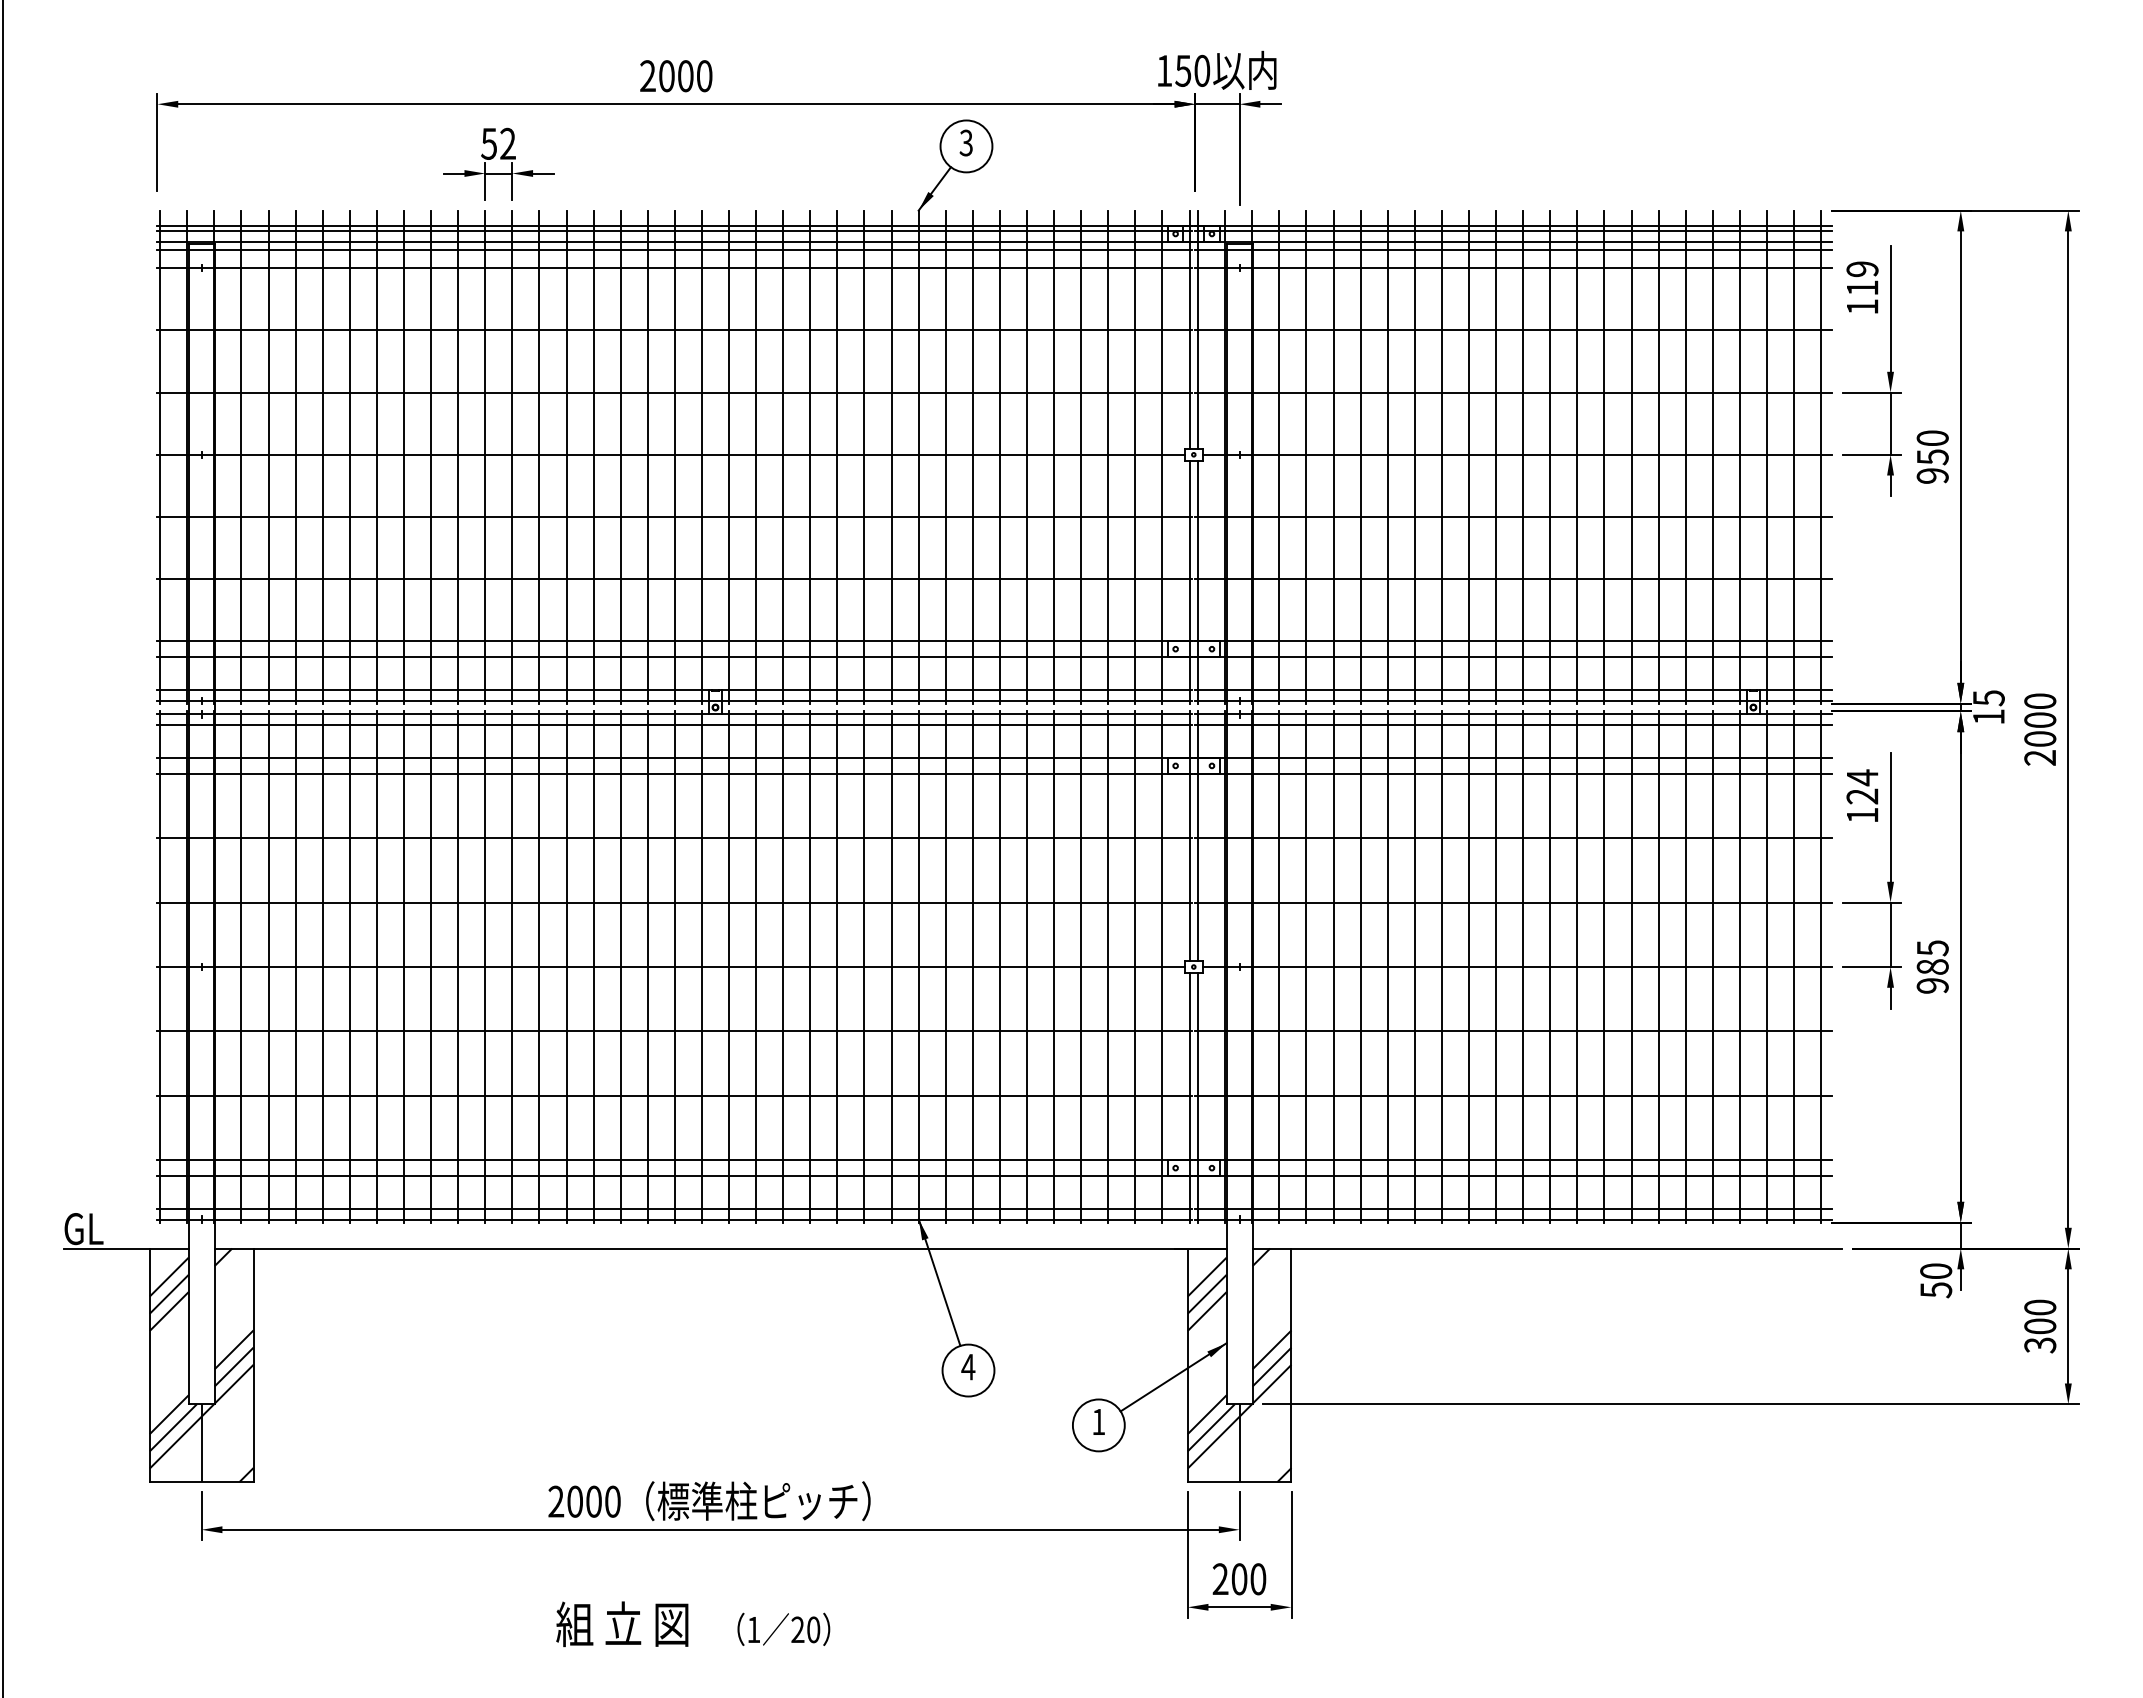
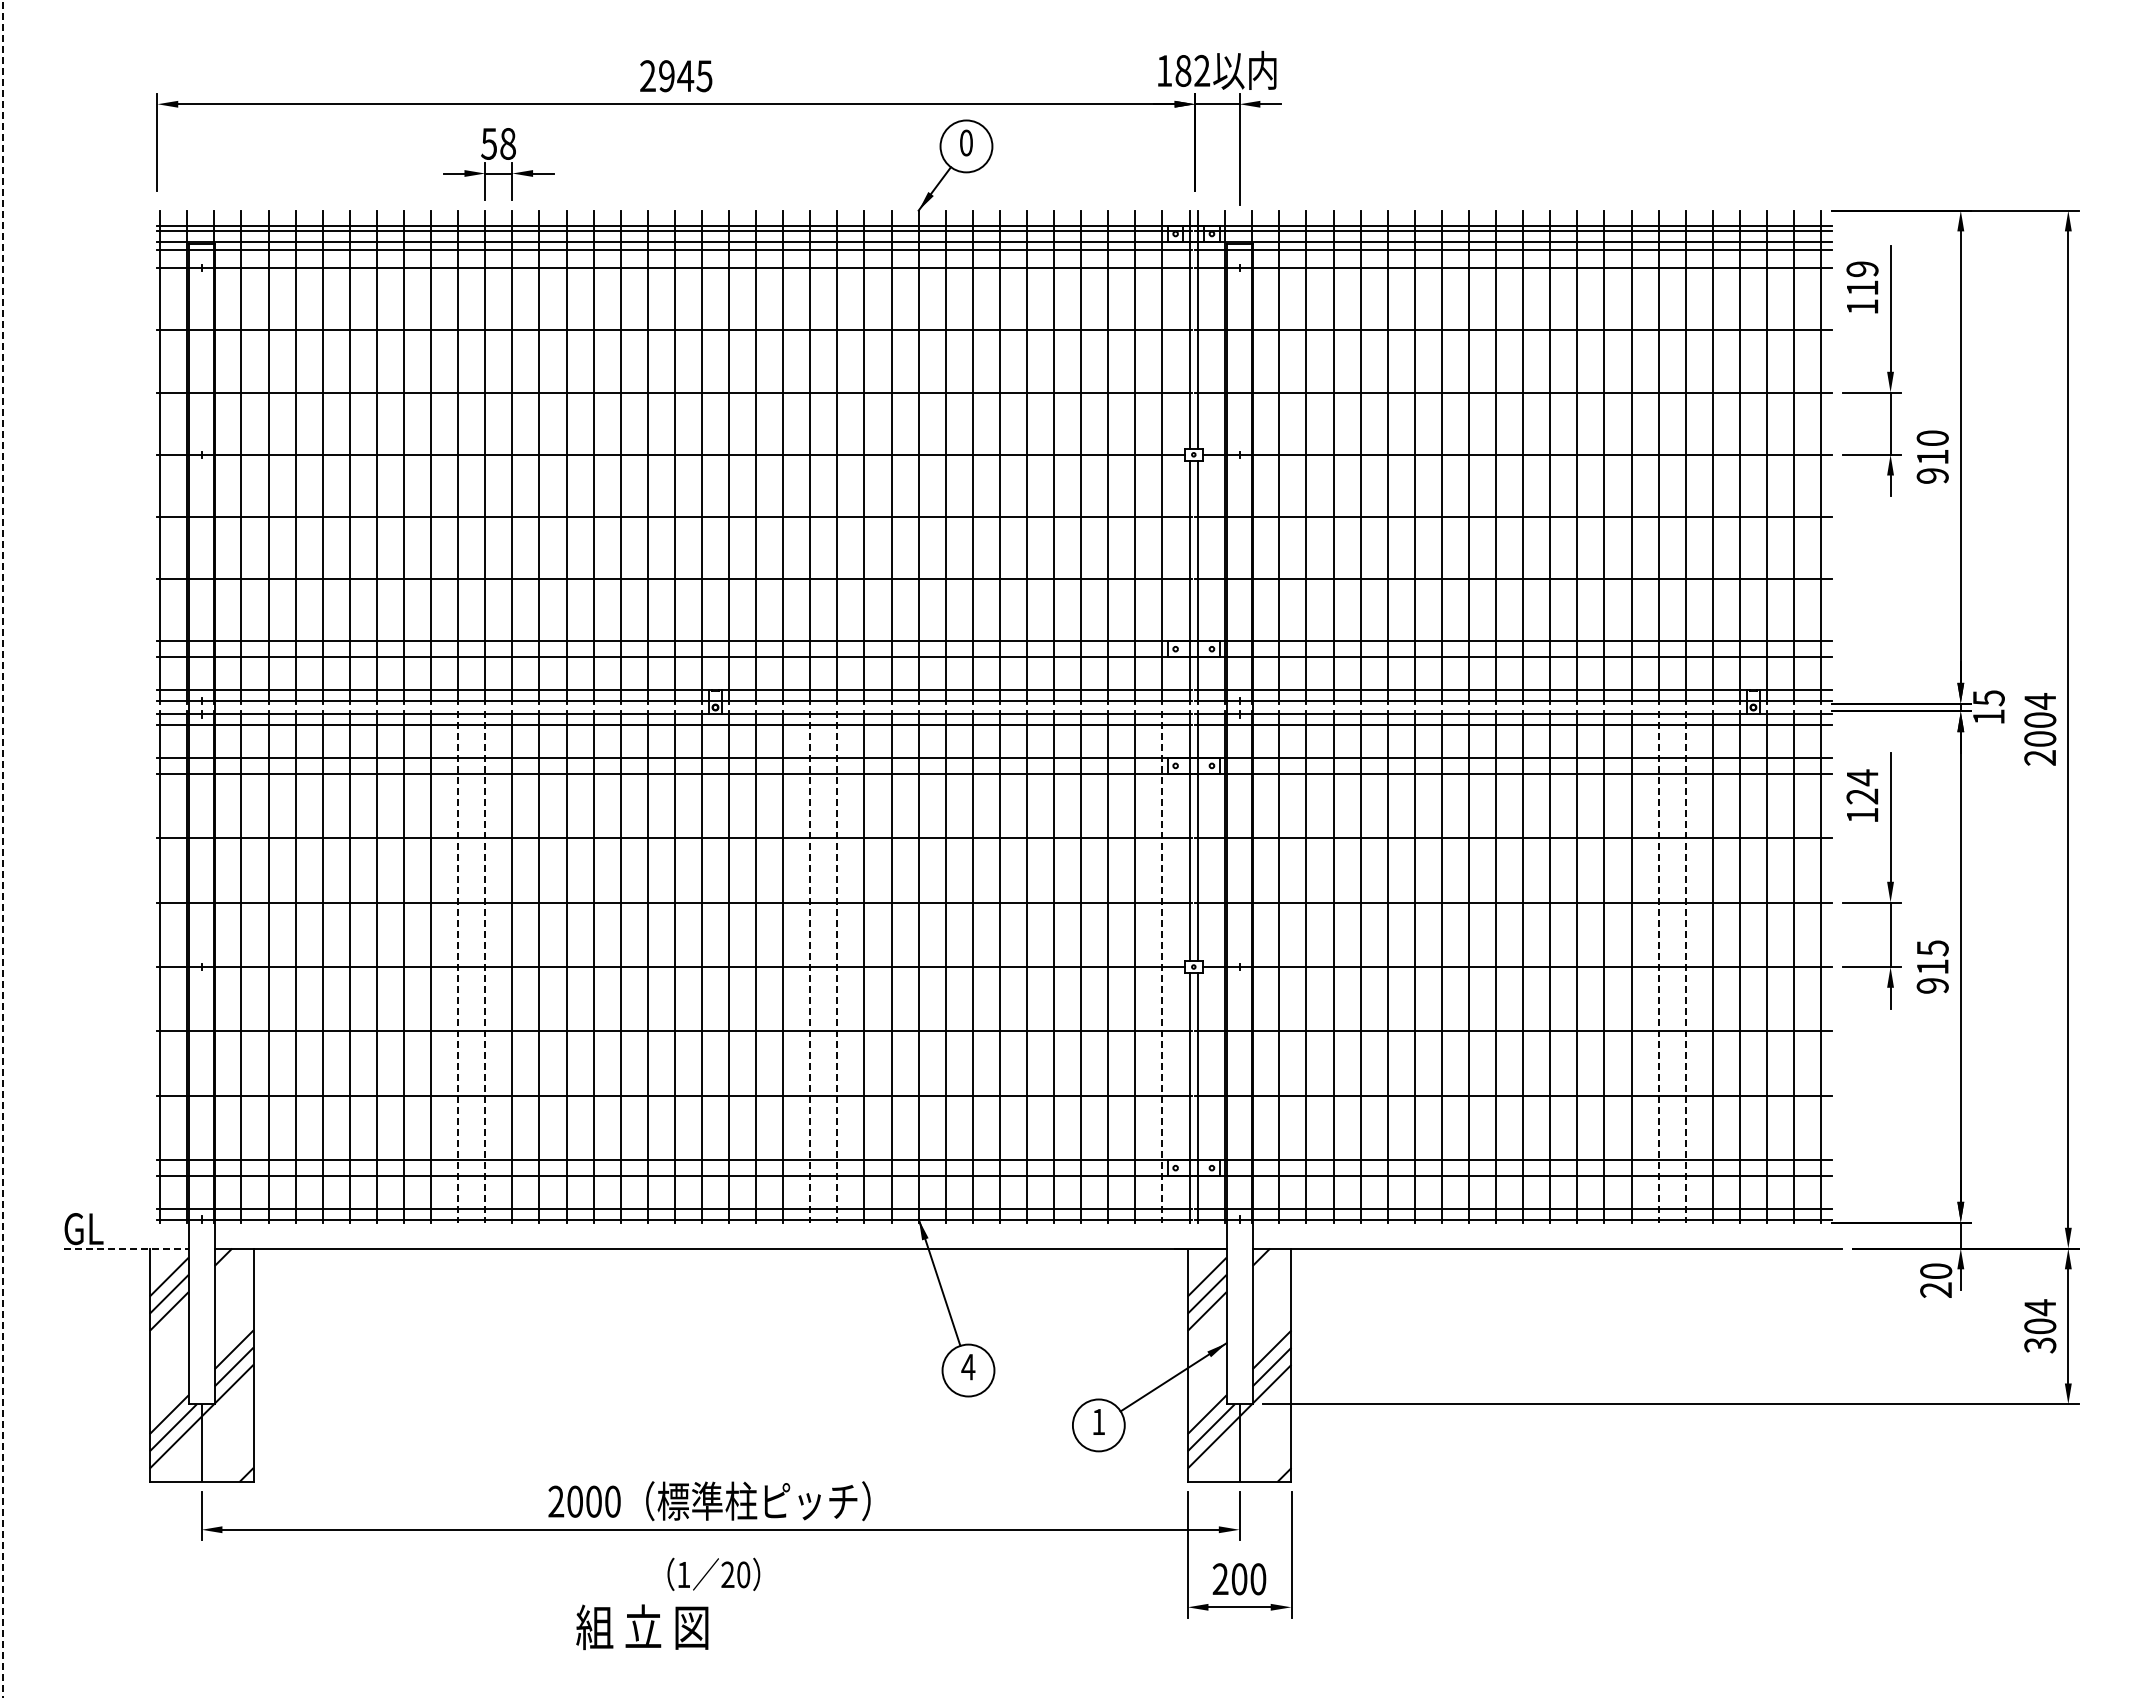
text: 150 -> 182 (1192, 70)
text: 2000 -> 2945 (685, 76)
text: 3 -> 0 (965, 142)
text: 52 -> 58 (507, 143)
text: 950 -> 910 (1932, 457)
text: 2000 -> 2004 (2040, 701)
line: solid -> dashed (2, 848)
text: 985 -> 915 (1932, 966)
line: solid -> dashed (458, 967)
line: solid -> dashed (485, 967)
line: solid -> dashed (810, 967)
line: solid -> dashed (837, 967)
line: solid -> dashed (1162, 967)
line: solid -> dashed (1658, 967)
line: solid -> dashed (1685, 967)
line: solid -> dashed (126, 1248)
text: 50 -> 20 (1936, 1290)
text: 300 -> 304 (2040, 1307)
text position: (622, 1624) -> (642, 1627) (642, 1627)
text position: (783, 1628) -> (713, 1573) (713, 1573)
